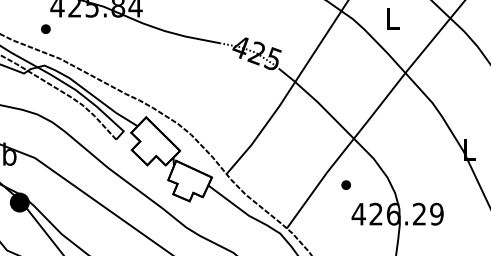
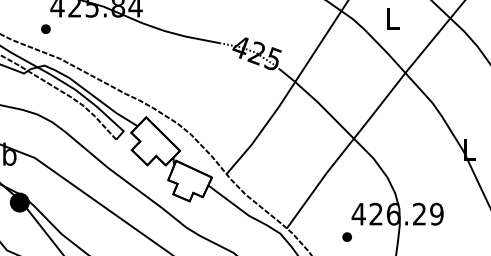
part position: (345, 184) -> (346, 236) (346, 236)
